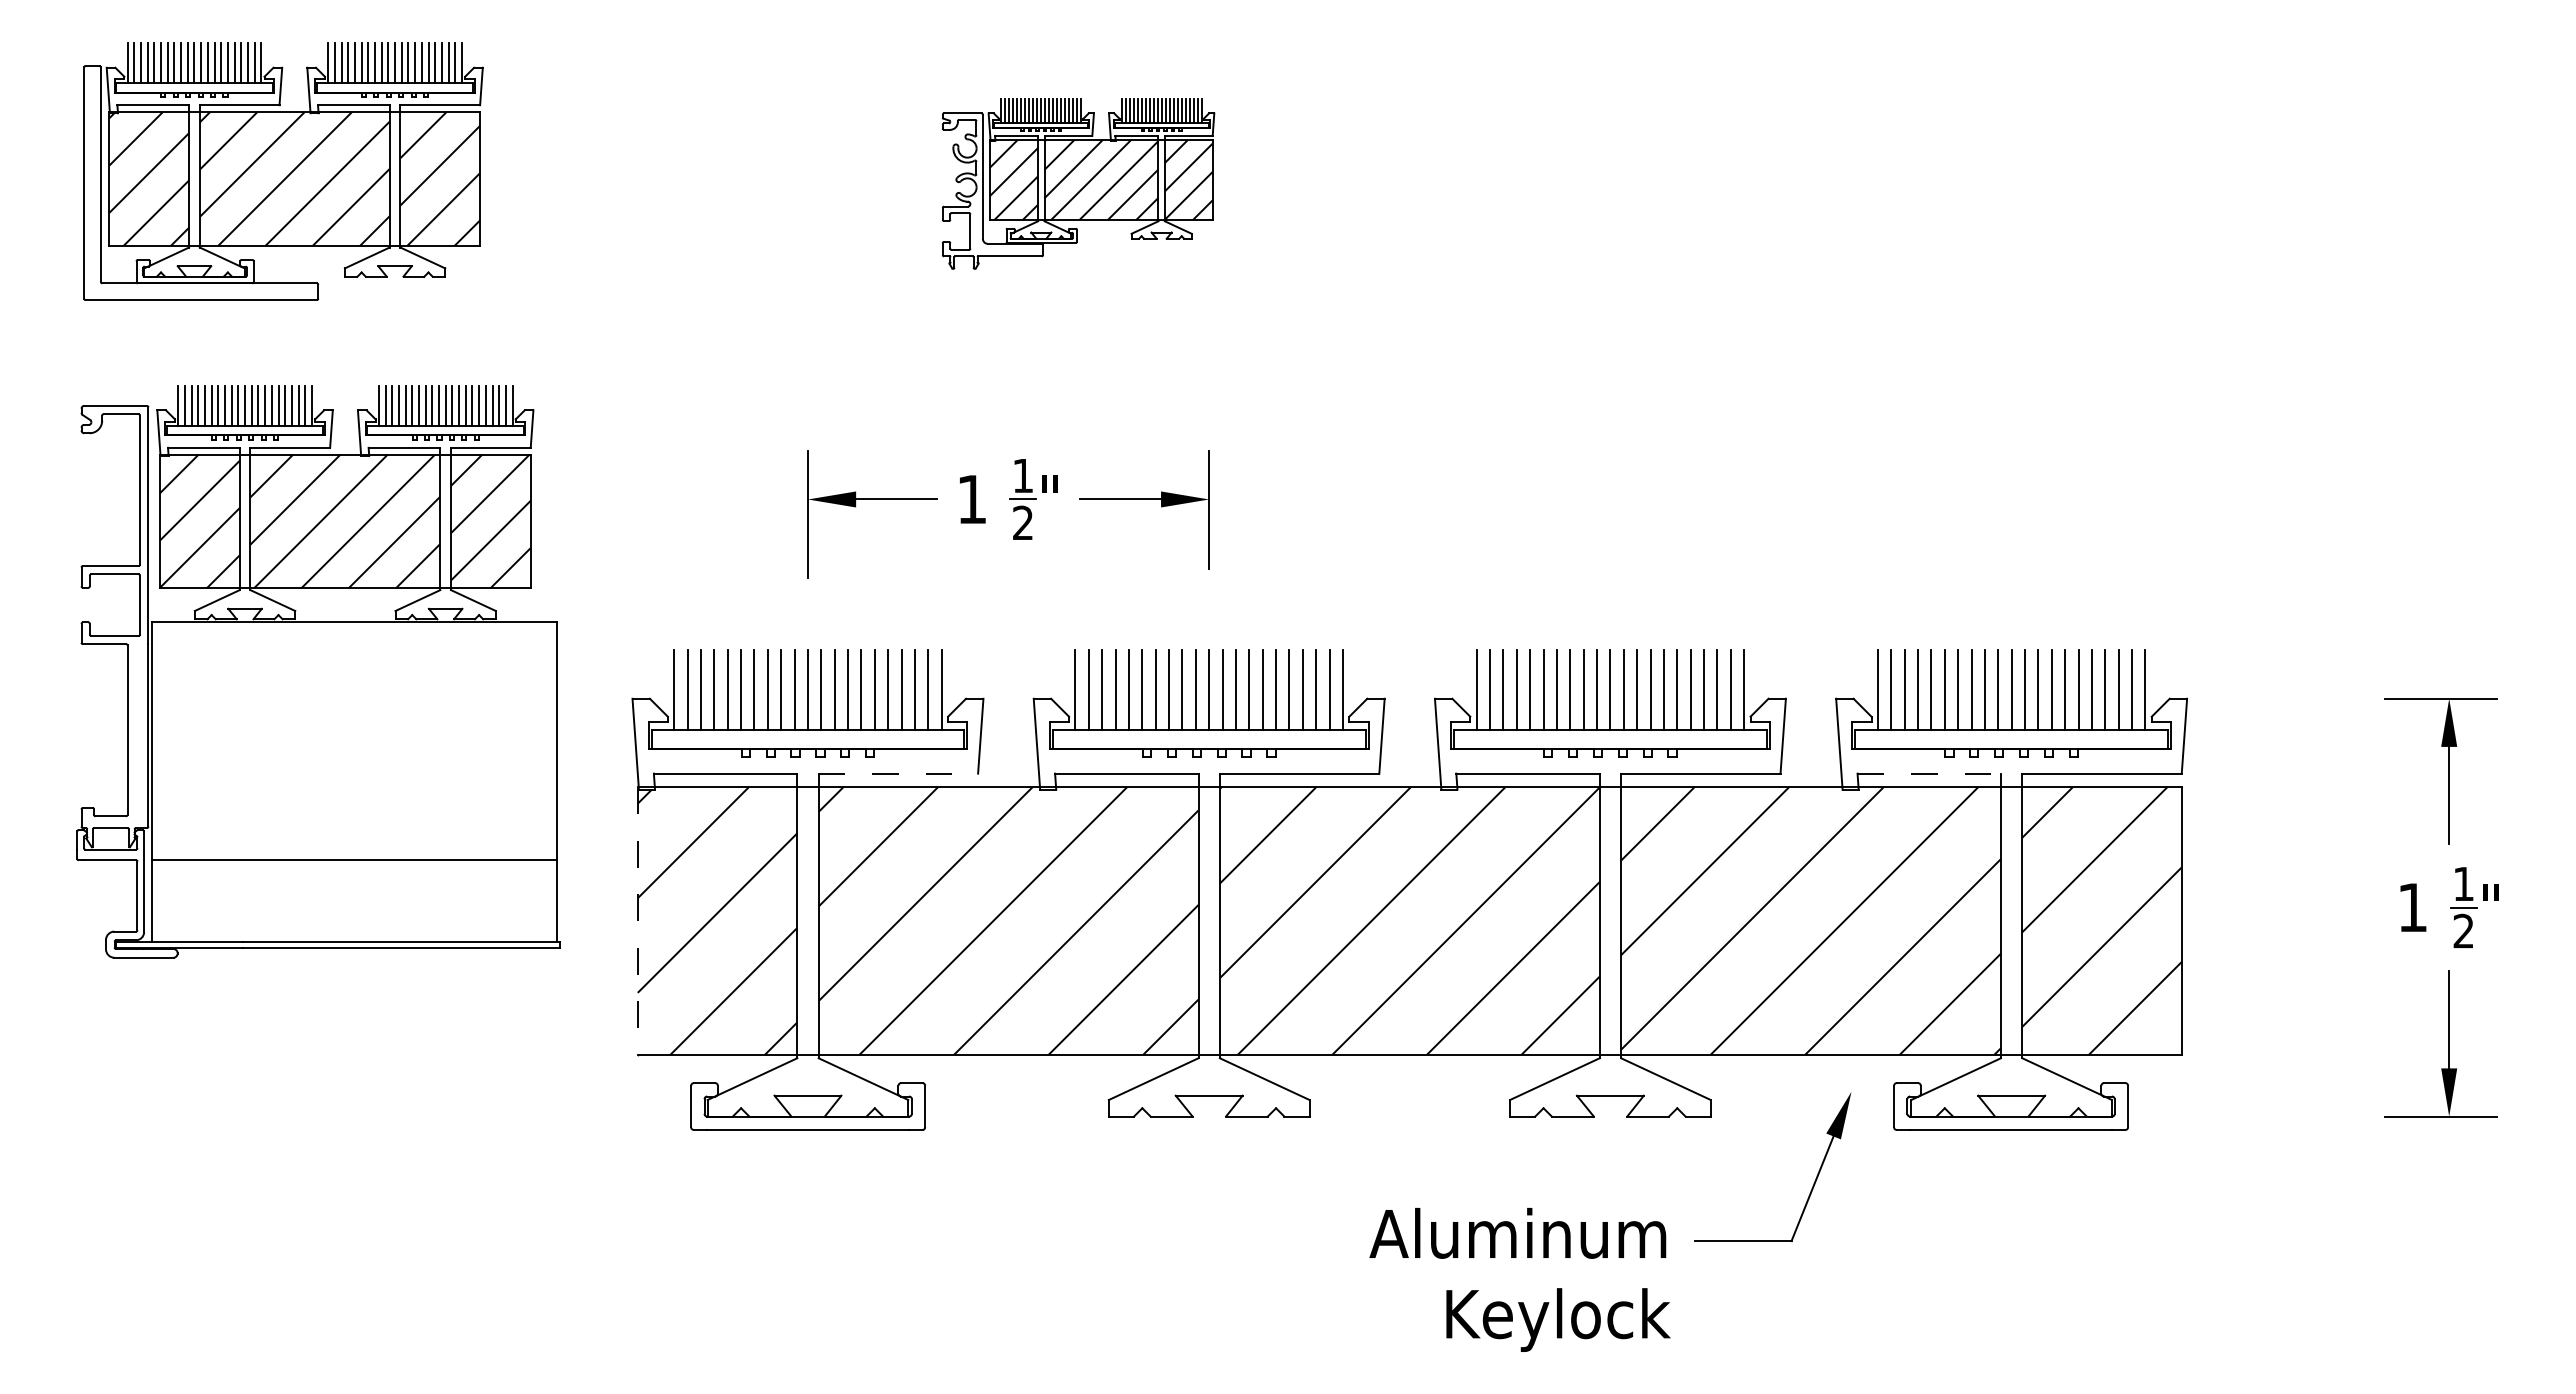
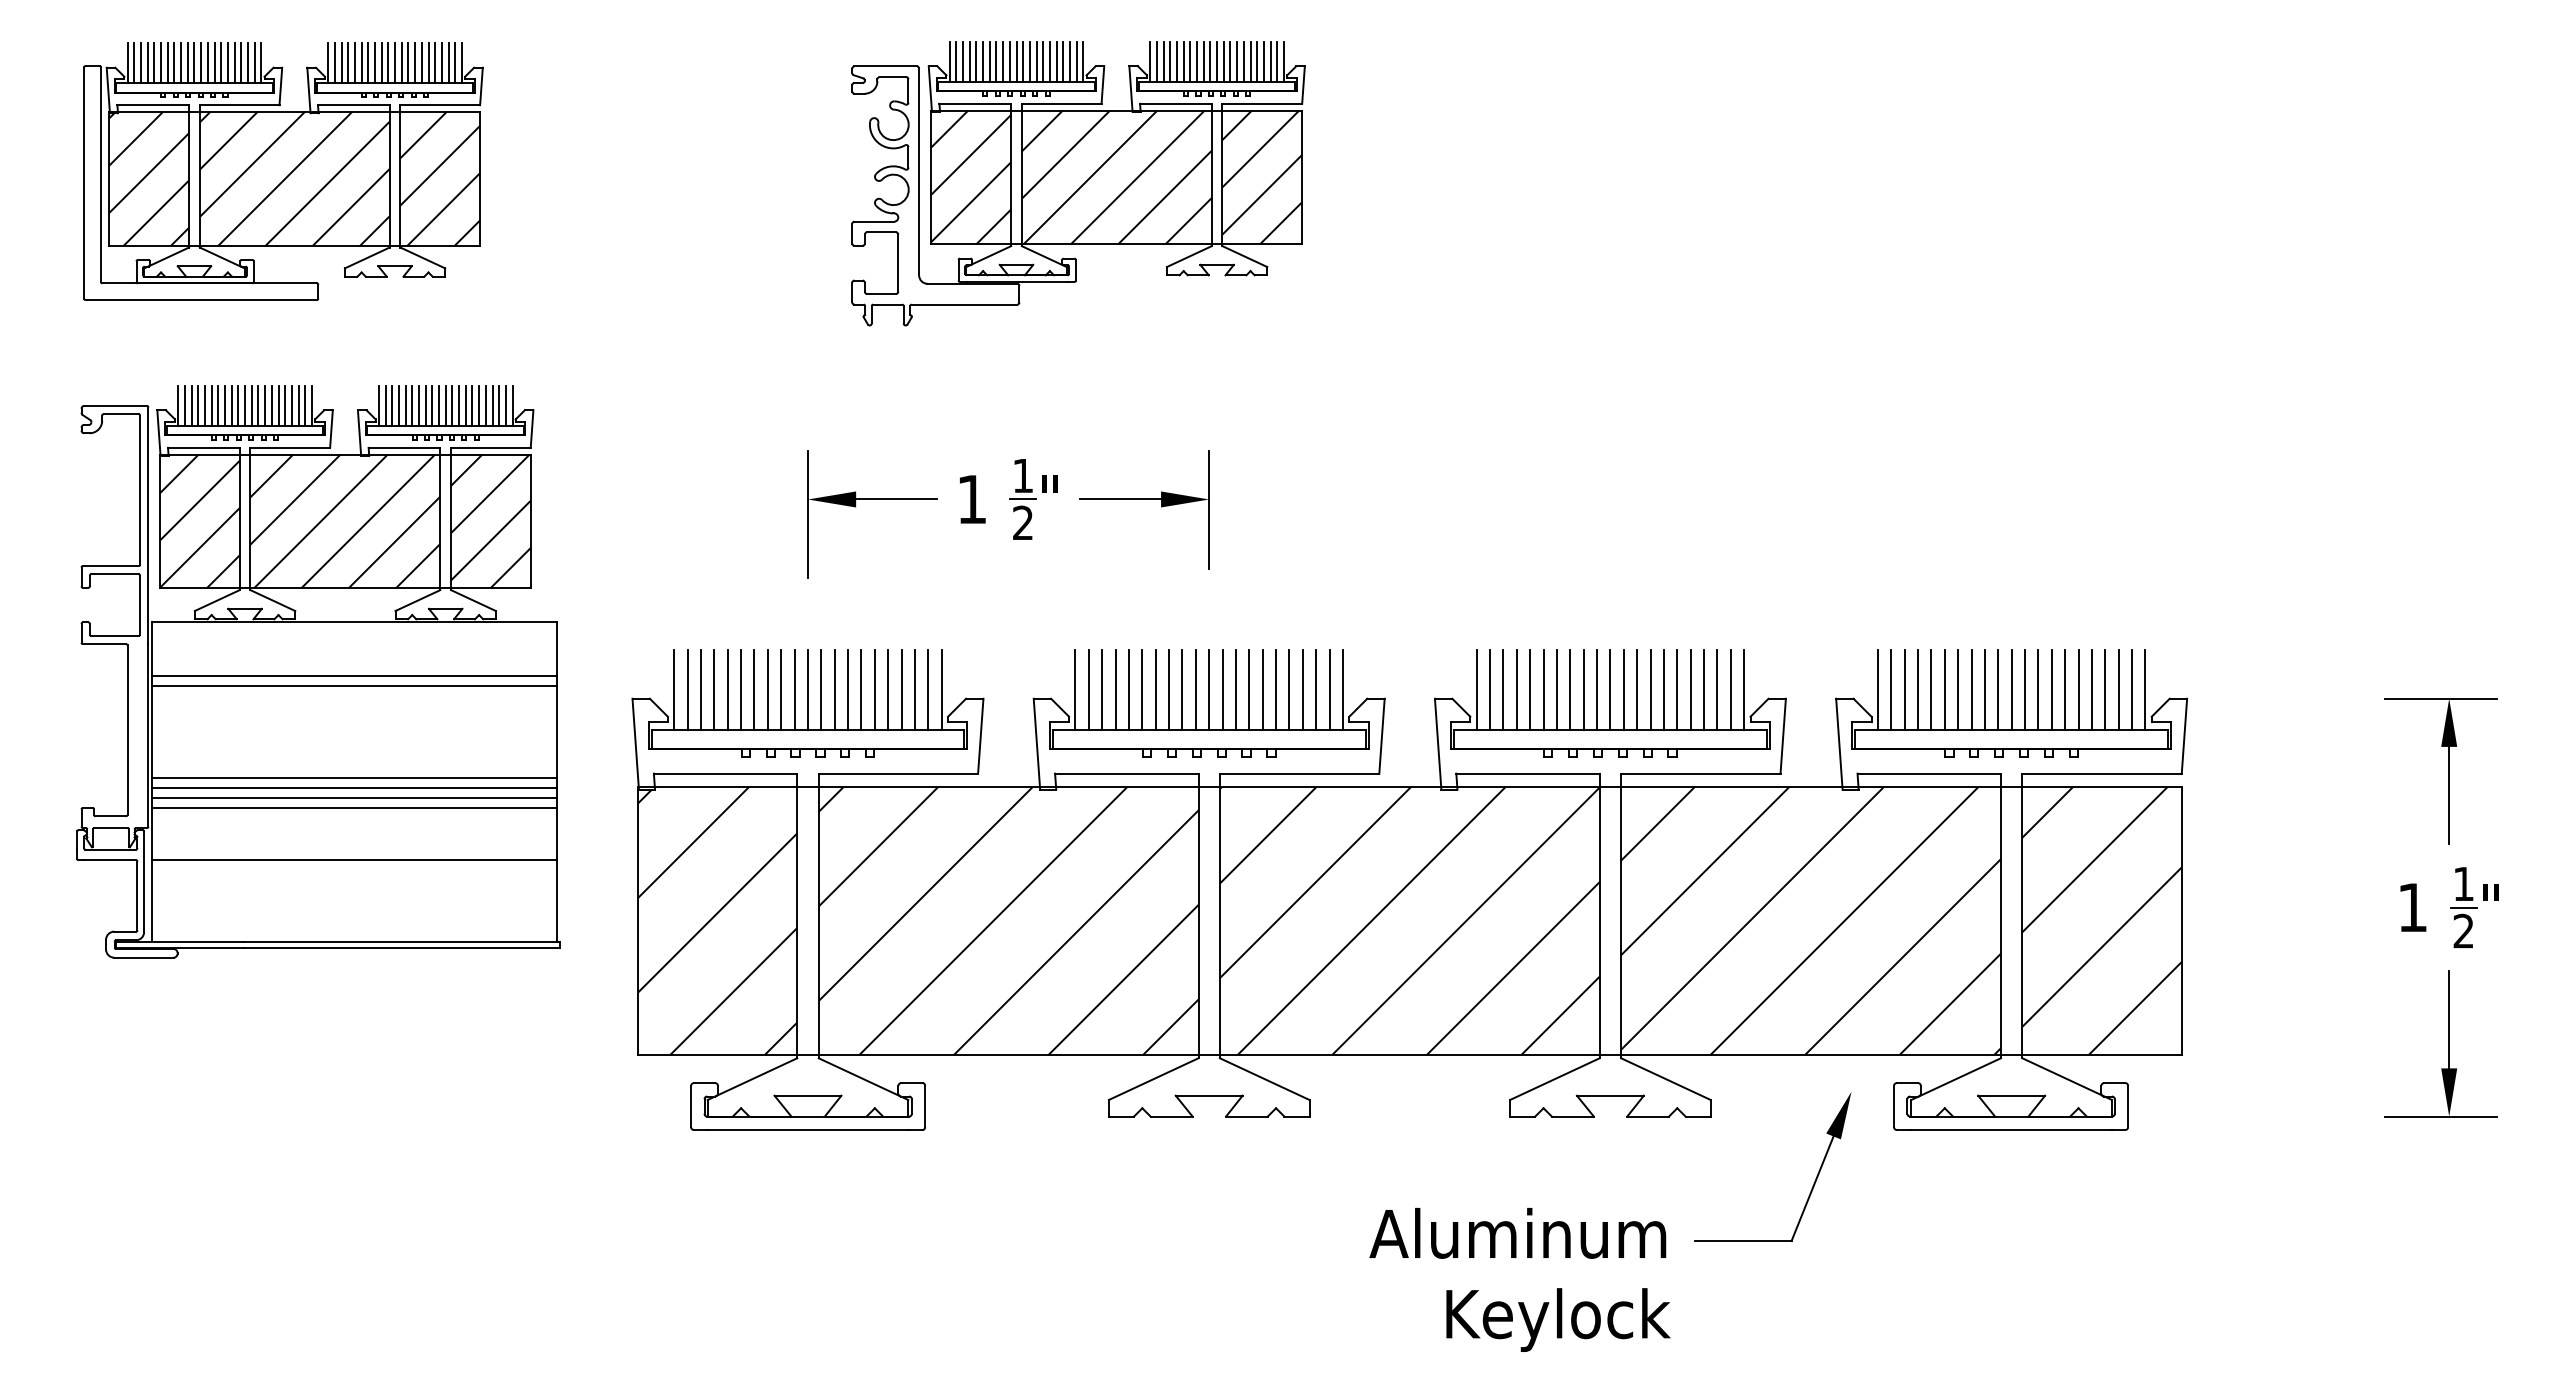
part size: 274x172 px -> 455x286 px (1078, 183)
line: none -> present (354, 675)
line: none -> present (354, 685)
line: dashed -> solid (898, 773)
line: dashed -> solid (1929, 773)
line: none -> present (354, 777)
line: none -> present (354, 787)
line: none -> present (354, 797)
line: none -> present (354, 807)
line: dashed -> solid (637, 921)
